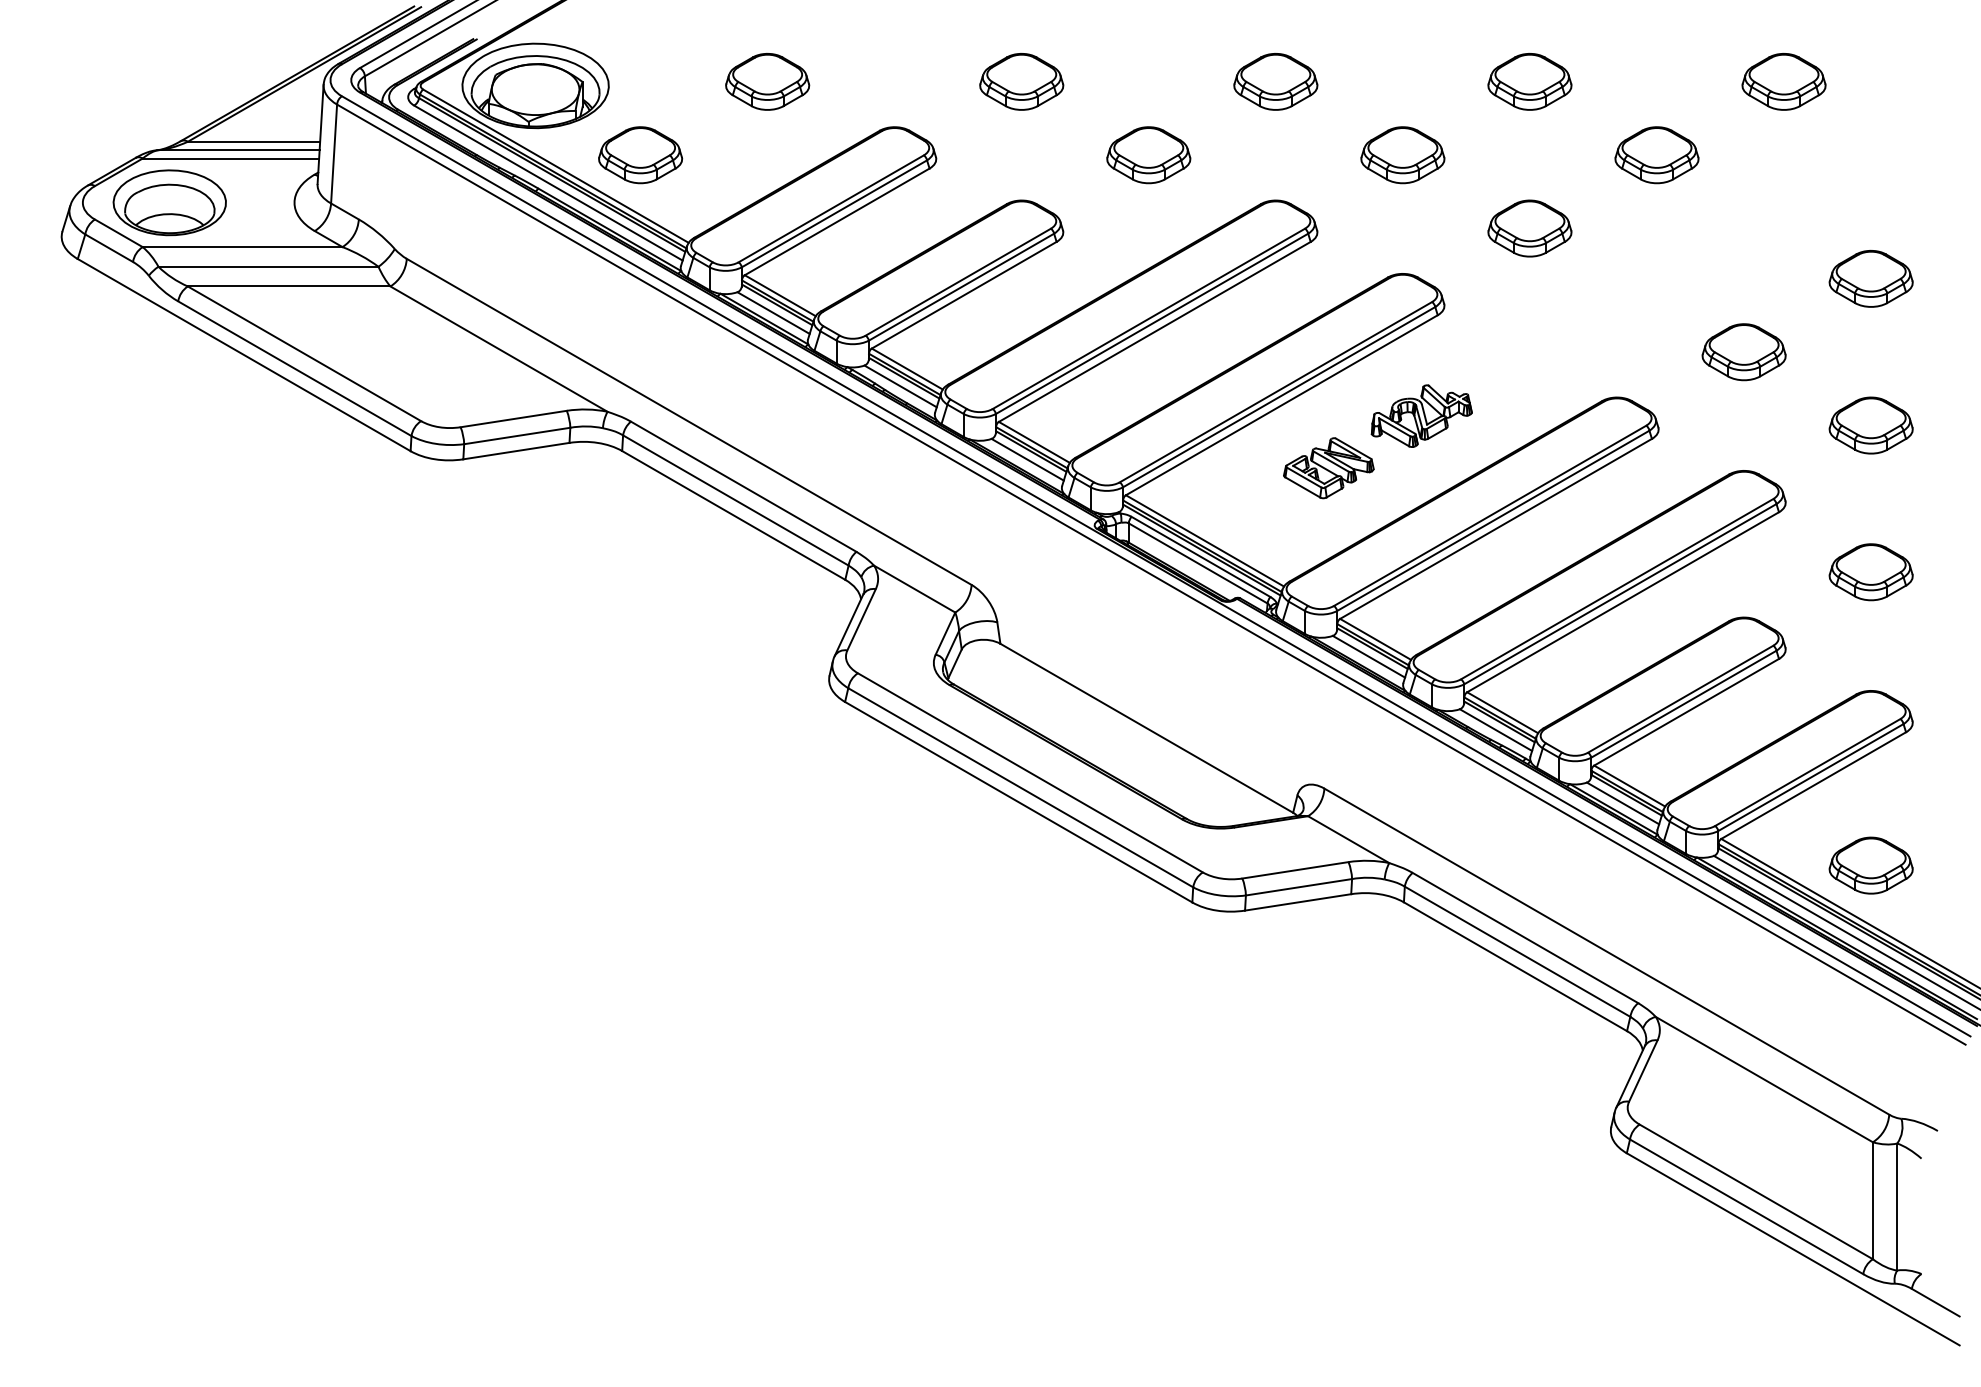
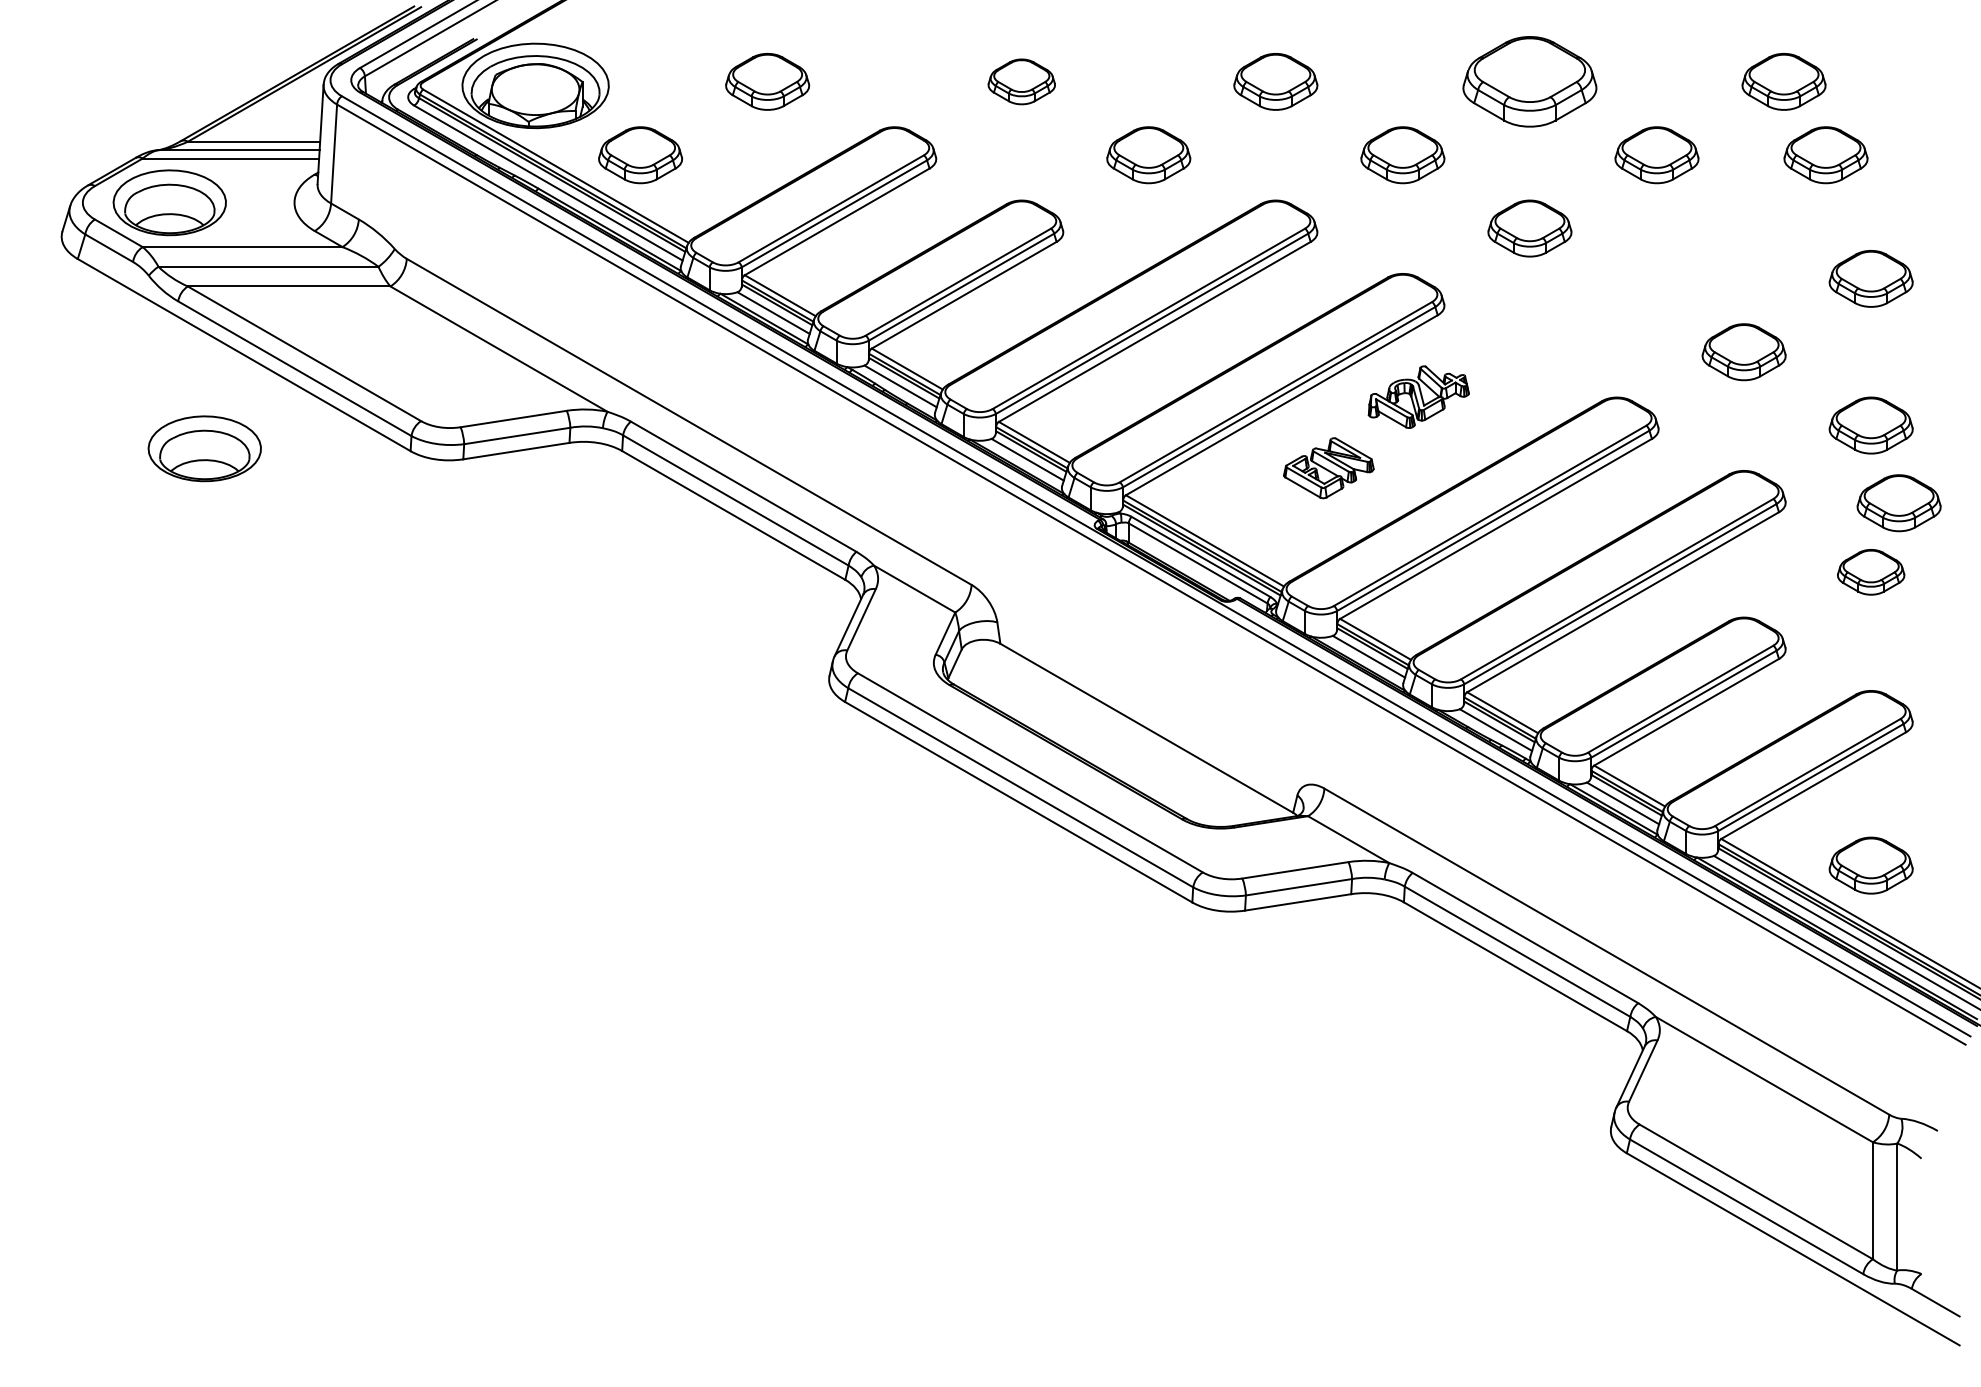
part size: 86x58 px -> 69x48 px (1021, 81)
part size: 86x58 px -> 136x92 px (1529, 81)
part: none -> present (1825, 155)
part position: (1421, 415) -> (1418, 396) (1418, 396)
part: none -> present (204, 448)
part: none -> present (1898, 503)
part size: 86x59 px -> 69x47 px (1871, 572)
